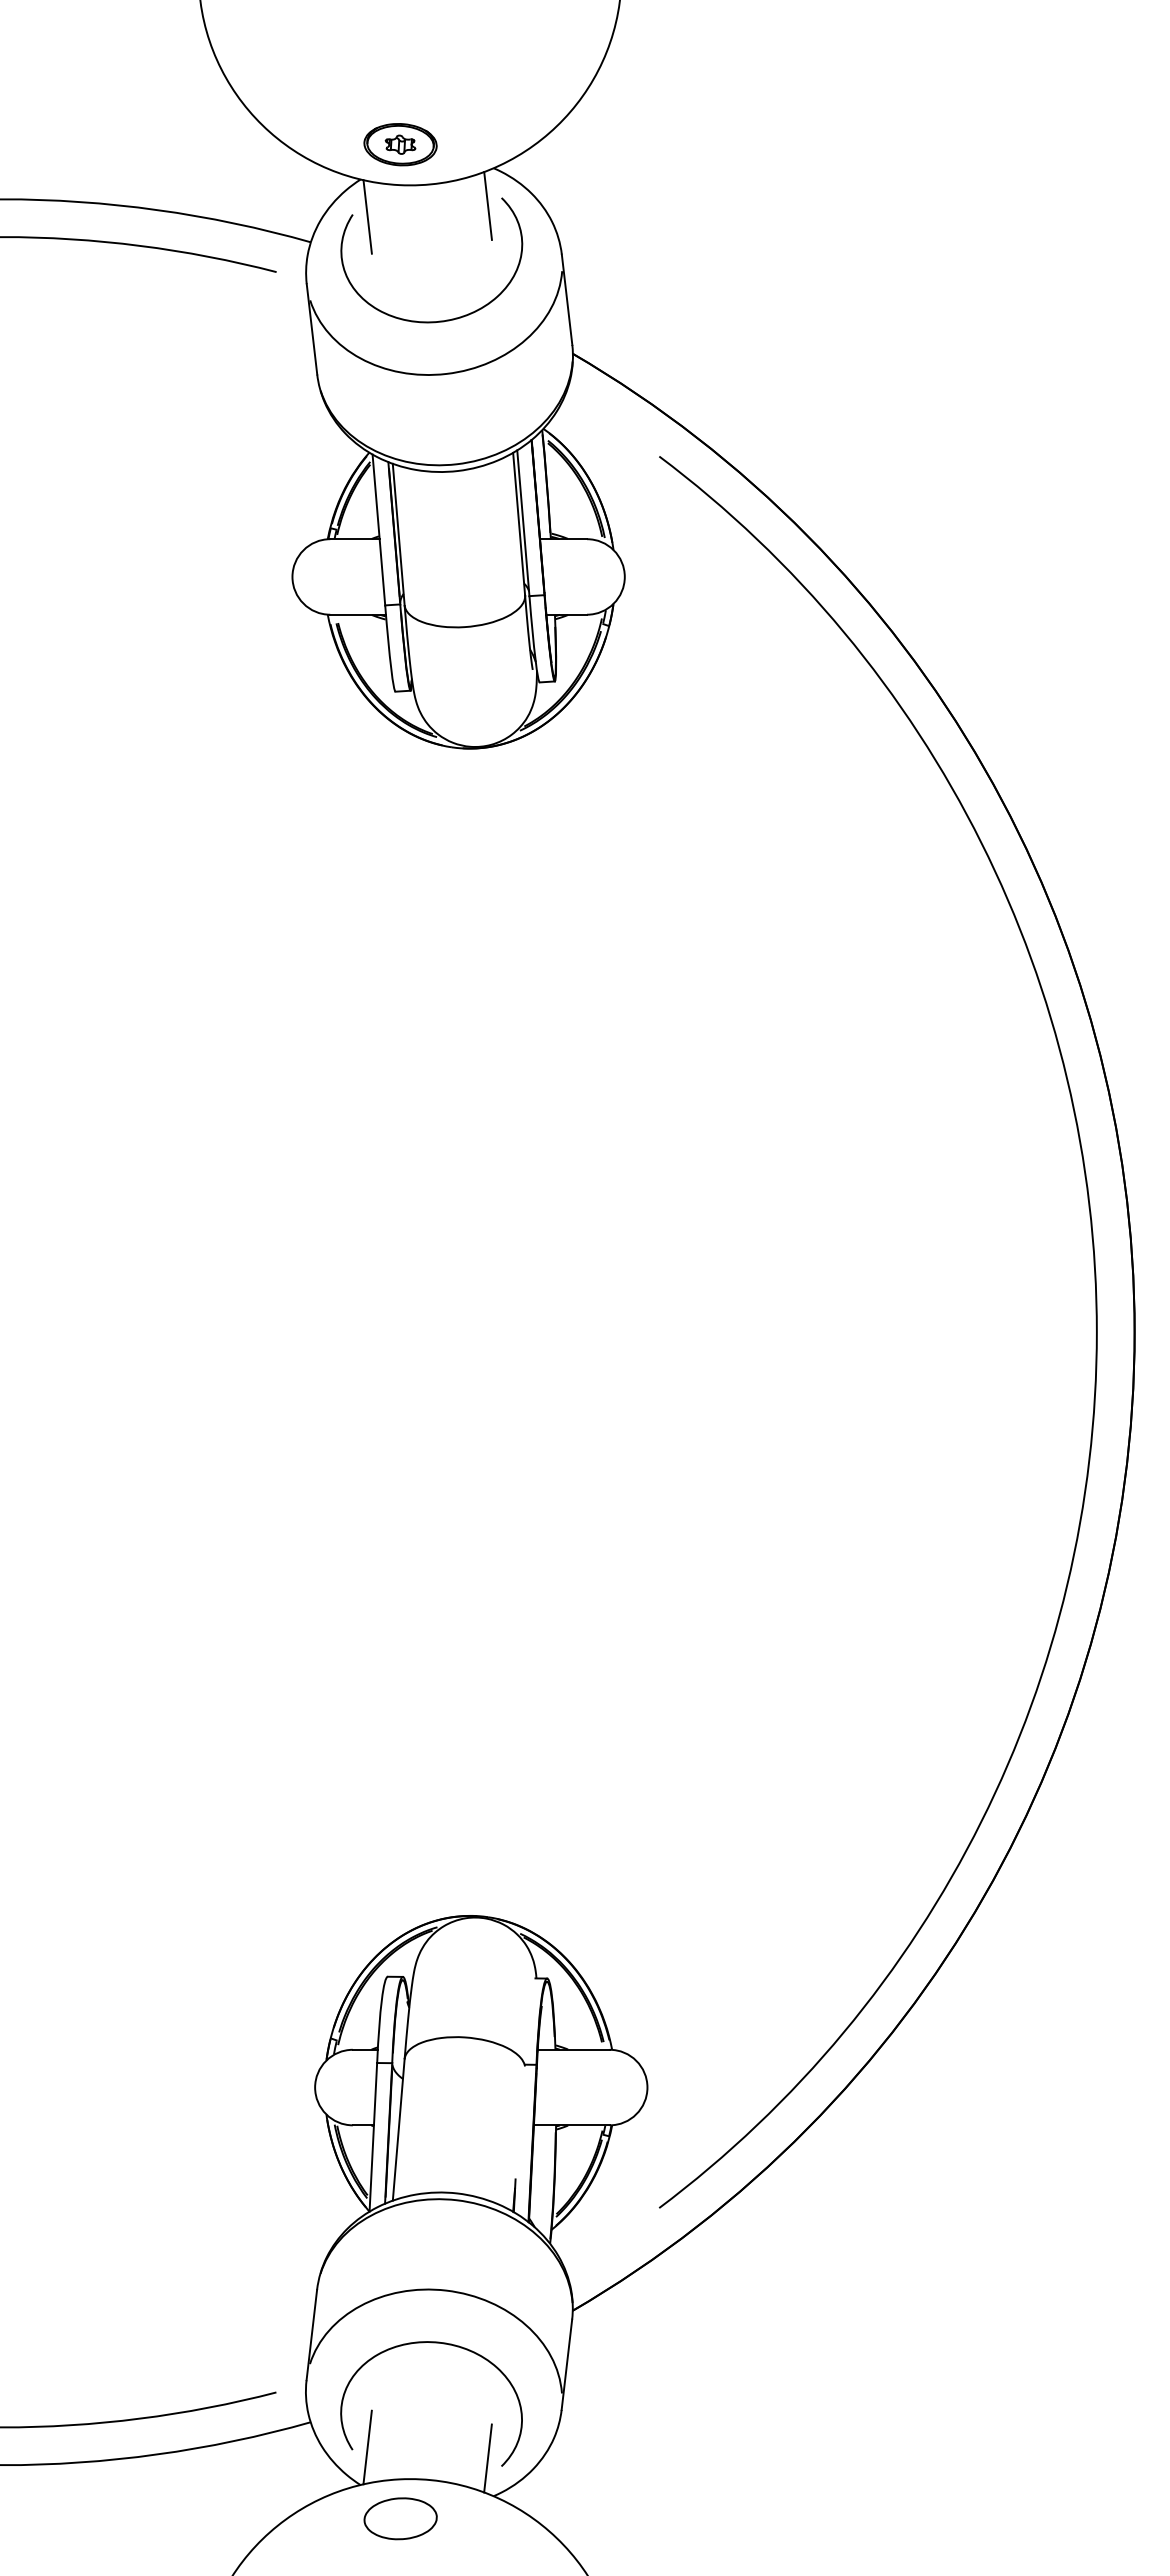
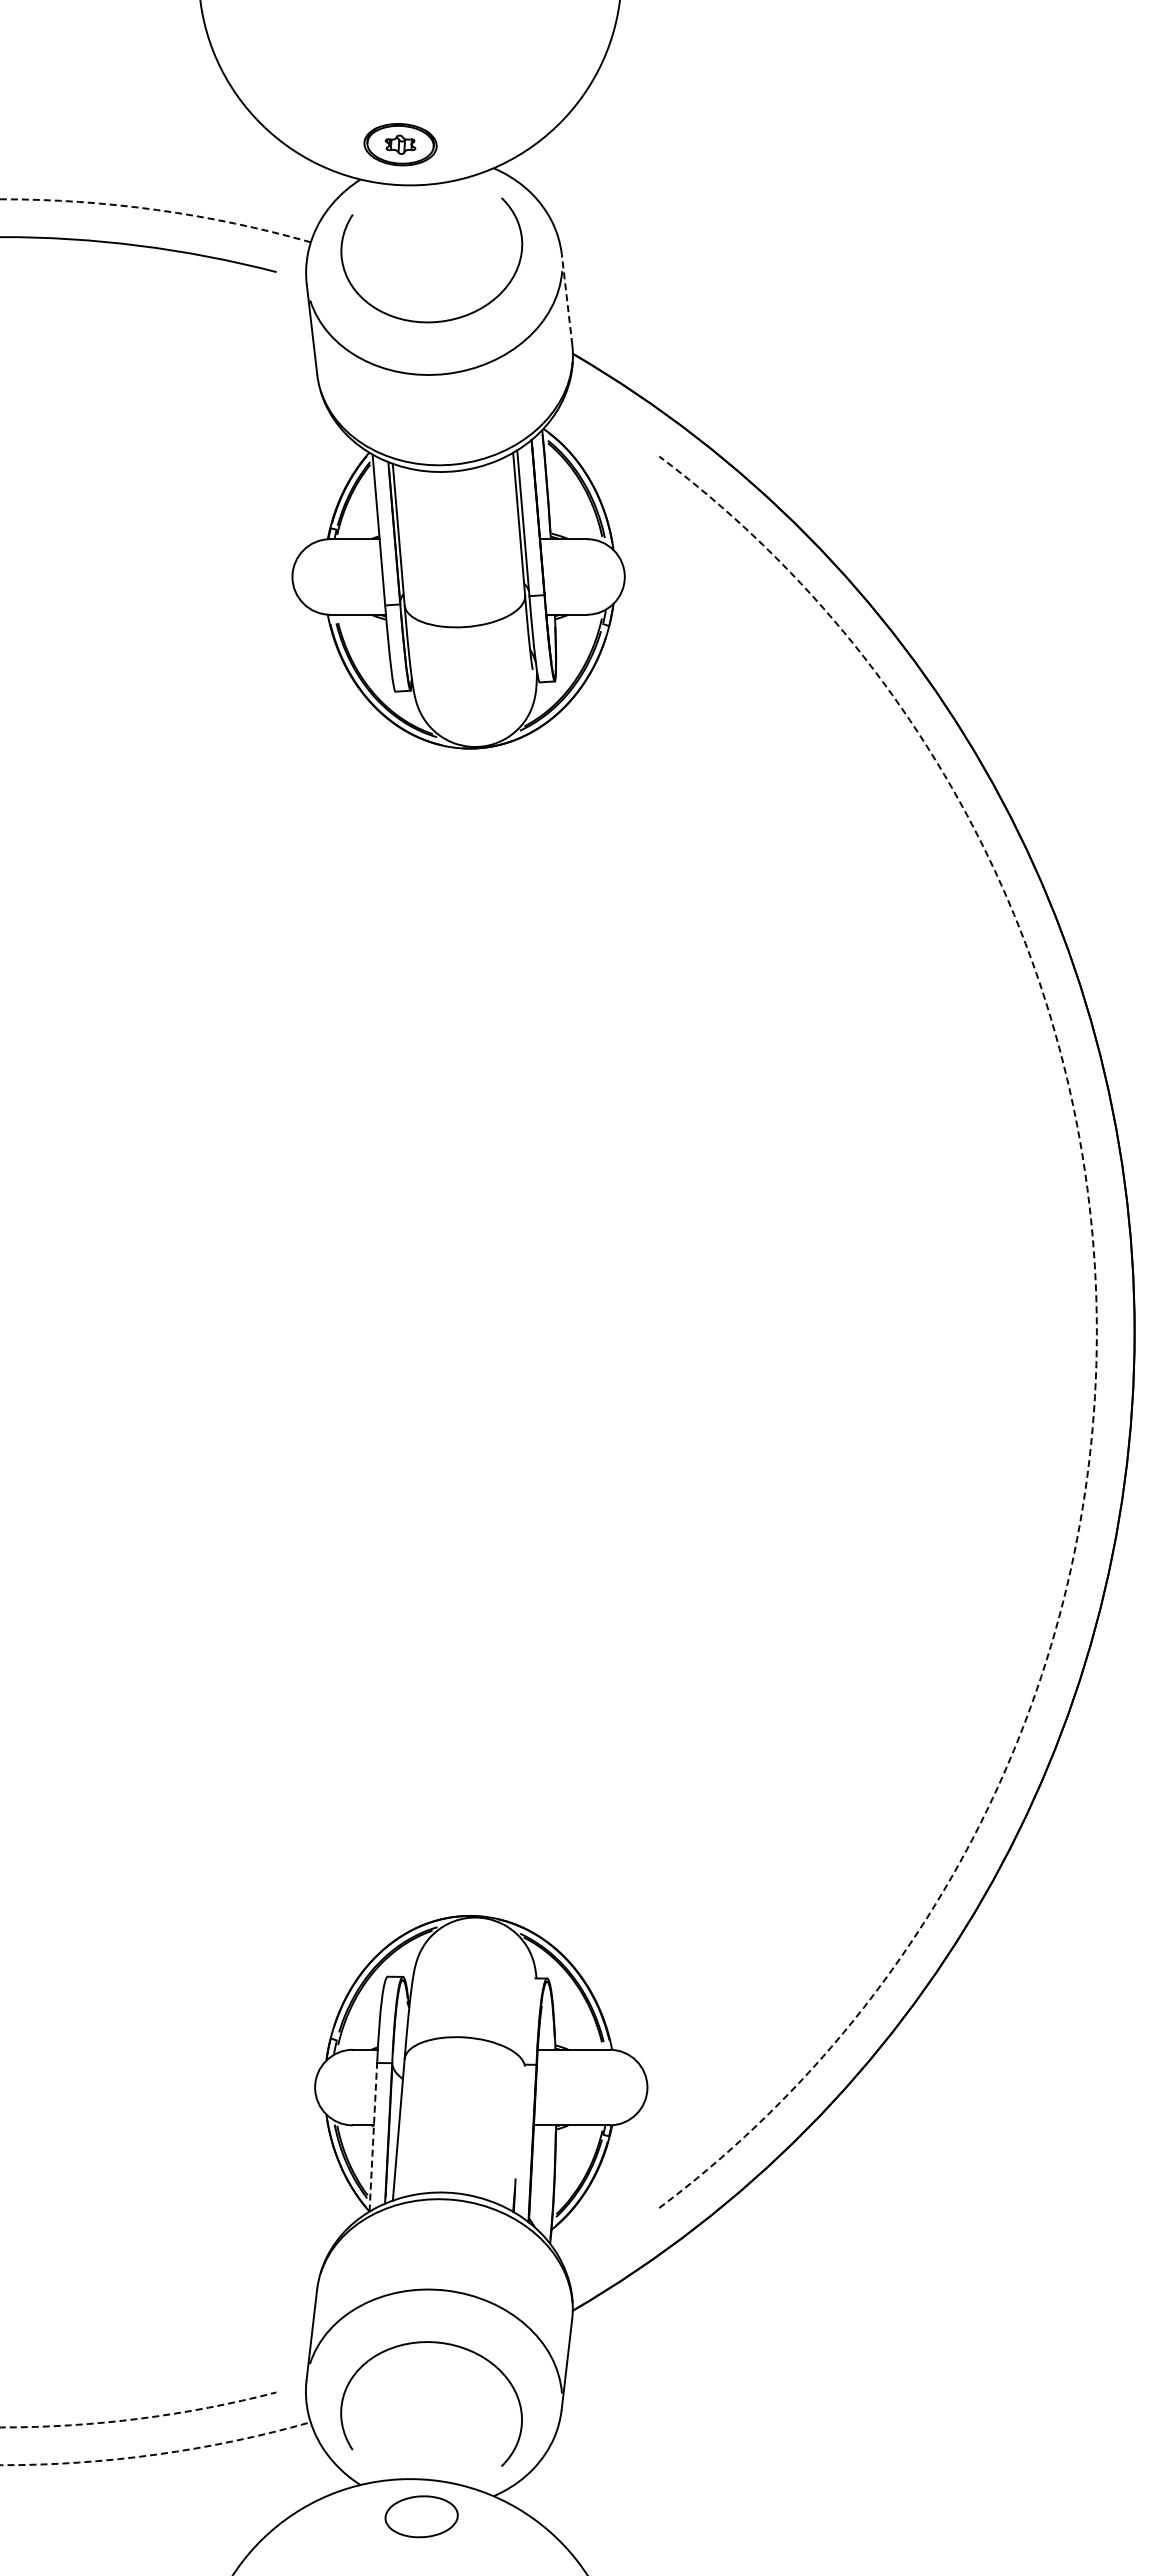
line: present -> none (487, 205)
arc: solid -> dashed (156, 209)
line: present -> none (367, 216)
line: solid -> dashed (567, 299)
arc: solid -> dashed (1096, 1332)
line: solid -> dashed (373, 2136)
arc: solid -> dashed (139, 2418)
line: present -> none (367, 2447)
arc: solid -> dashed (157, 2454)
line: present -> none (487, 2458)
part position: (400, 2518) -> (421, 2516) (421, 2516)
